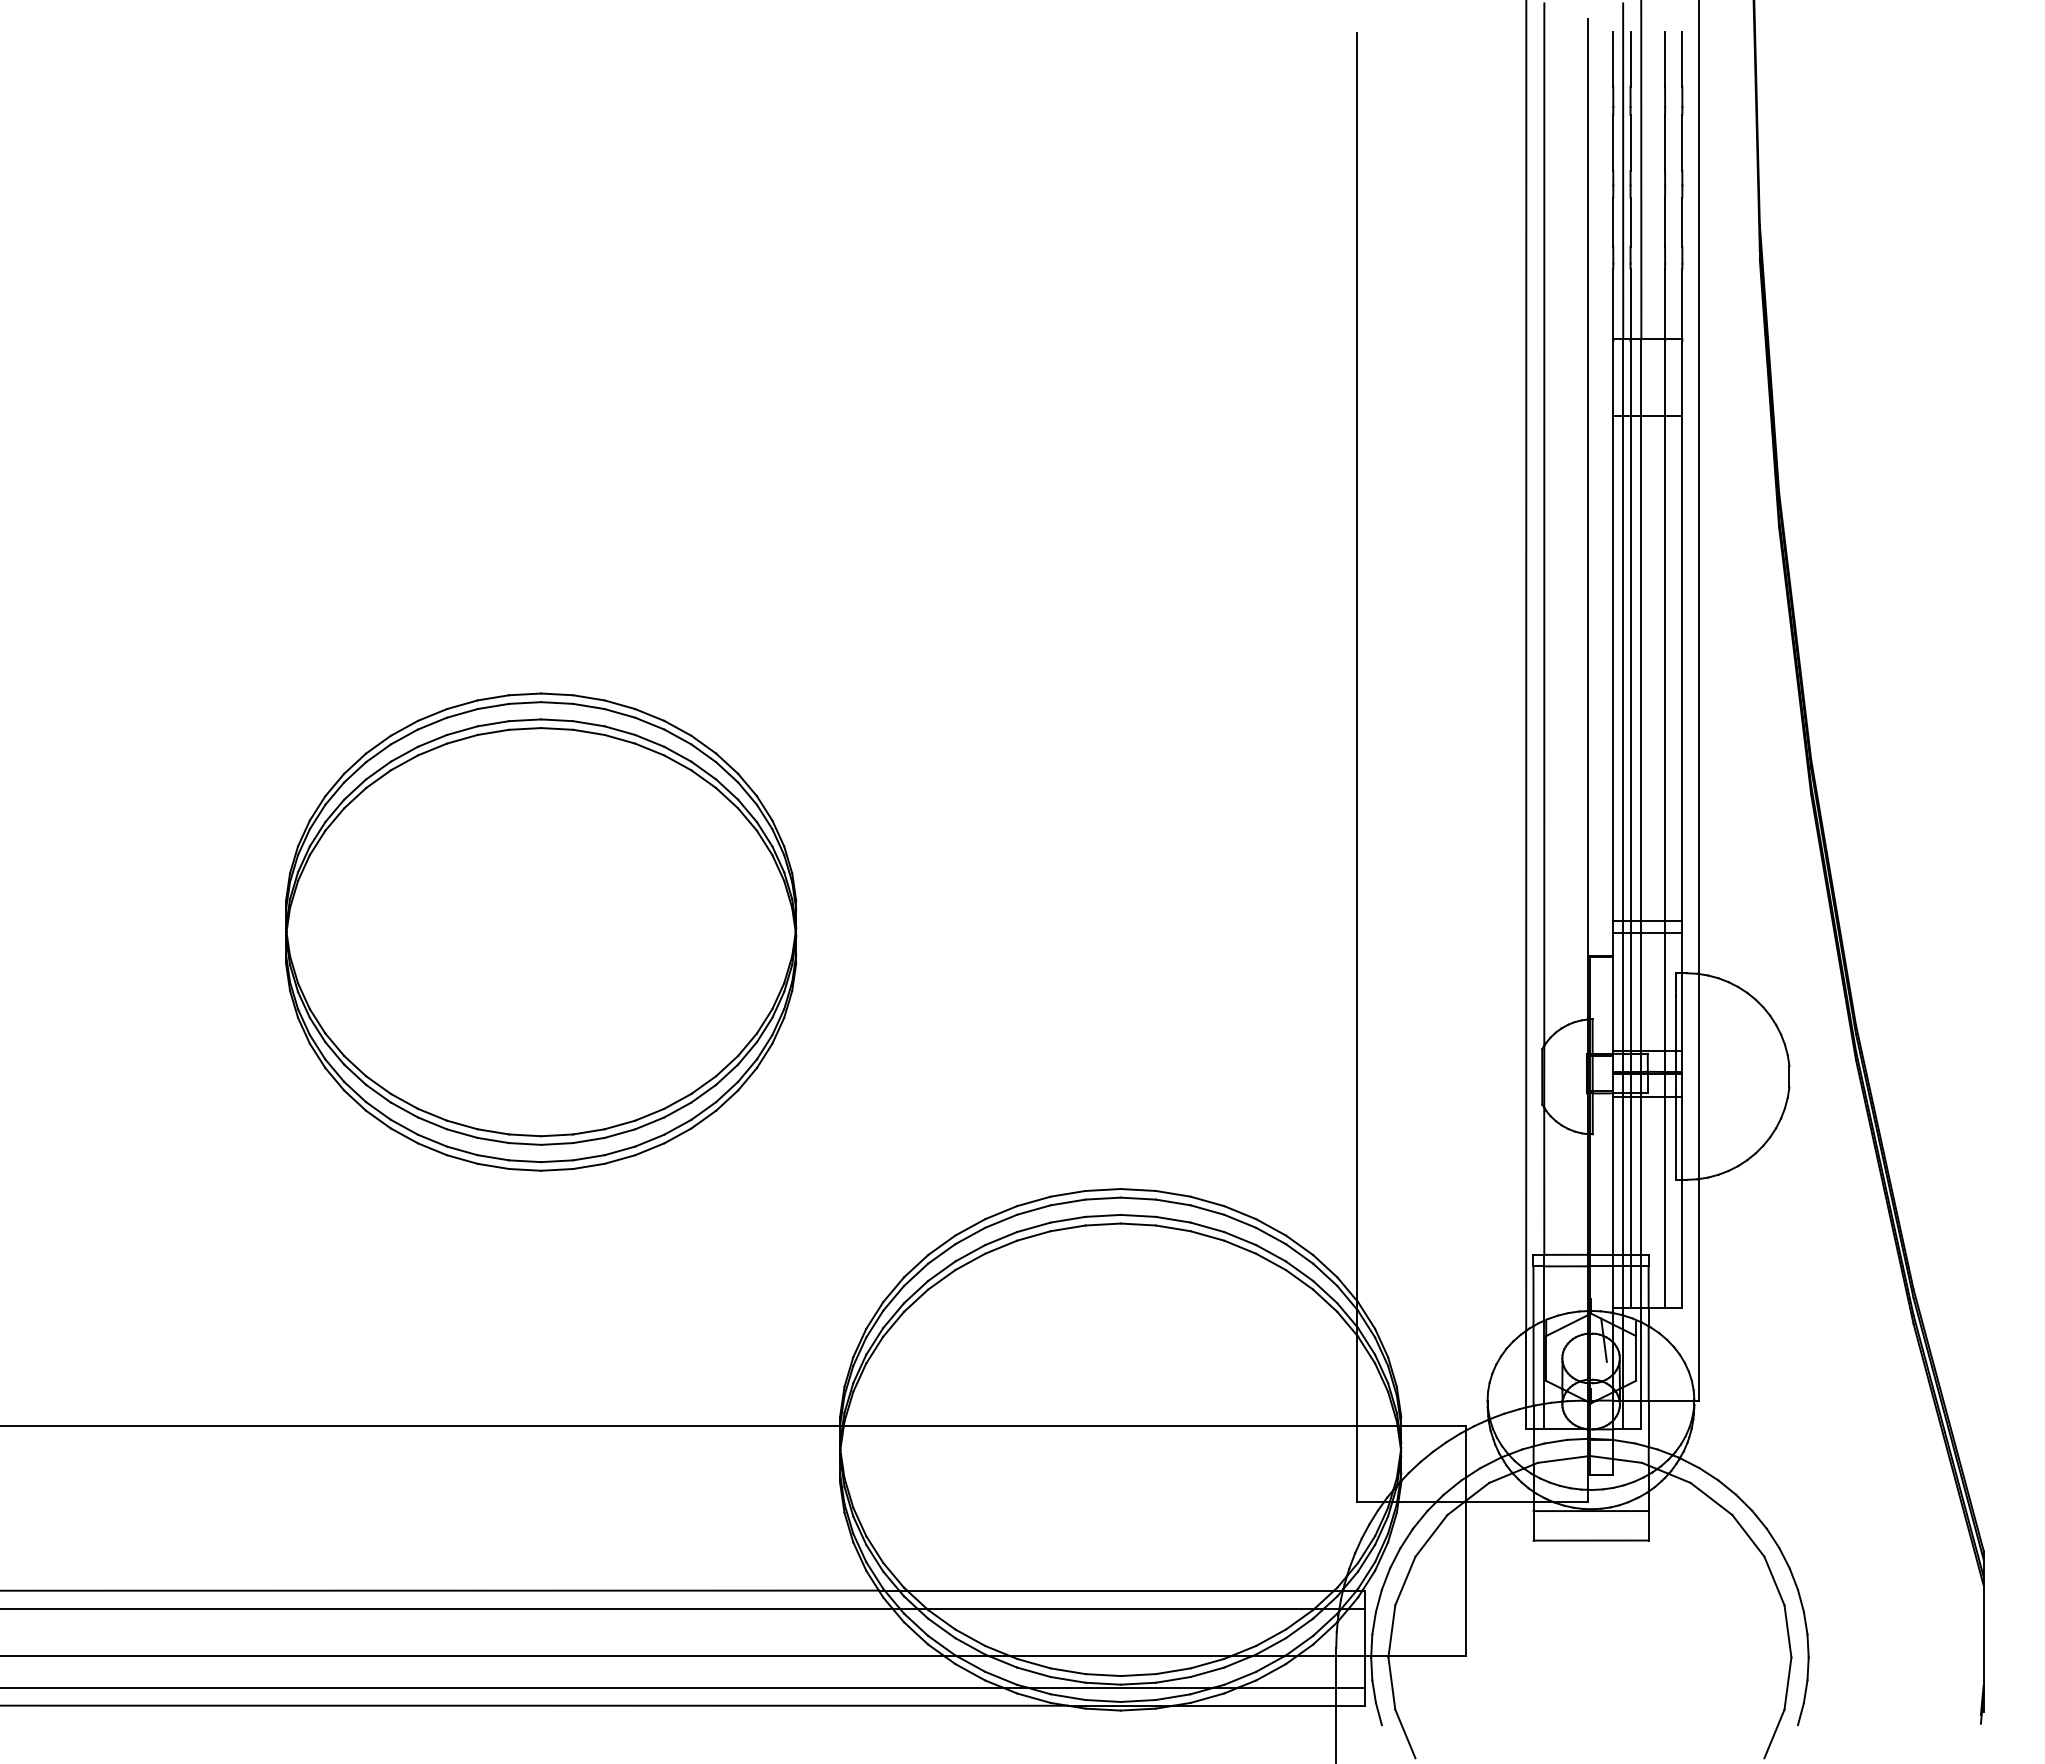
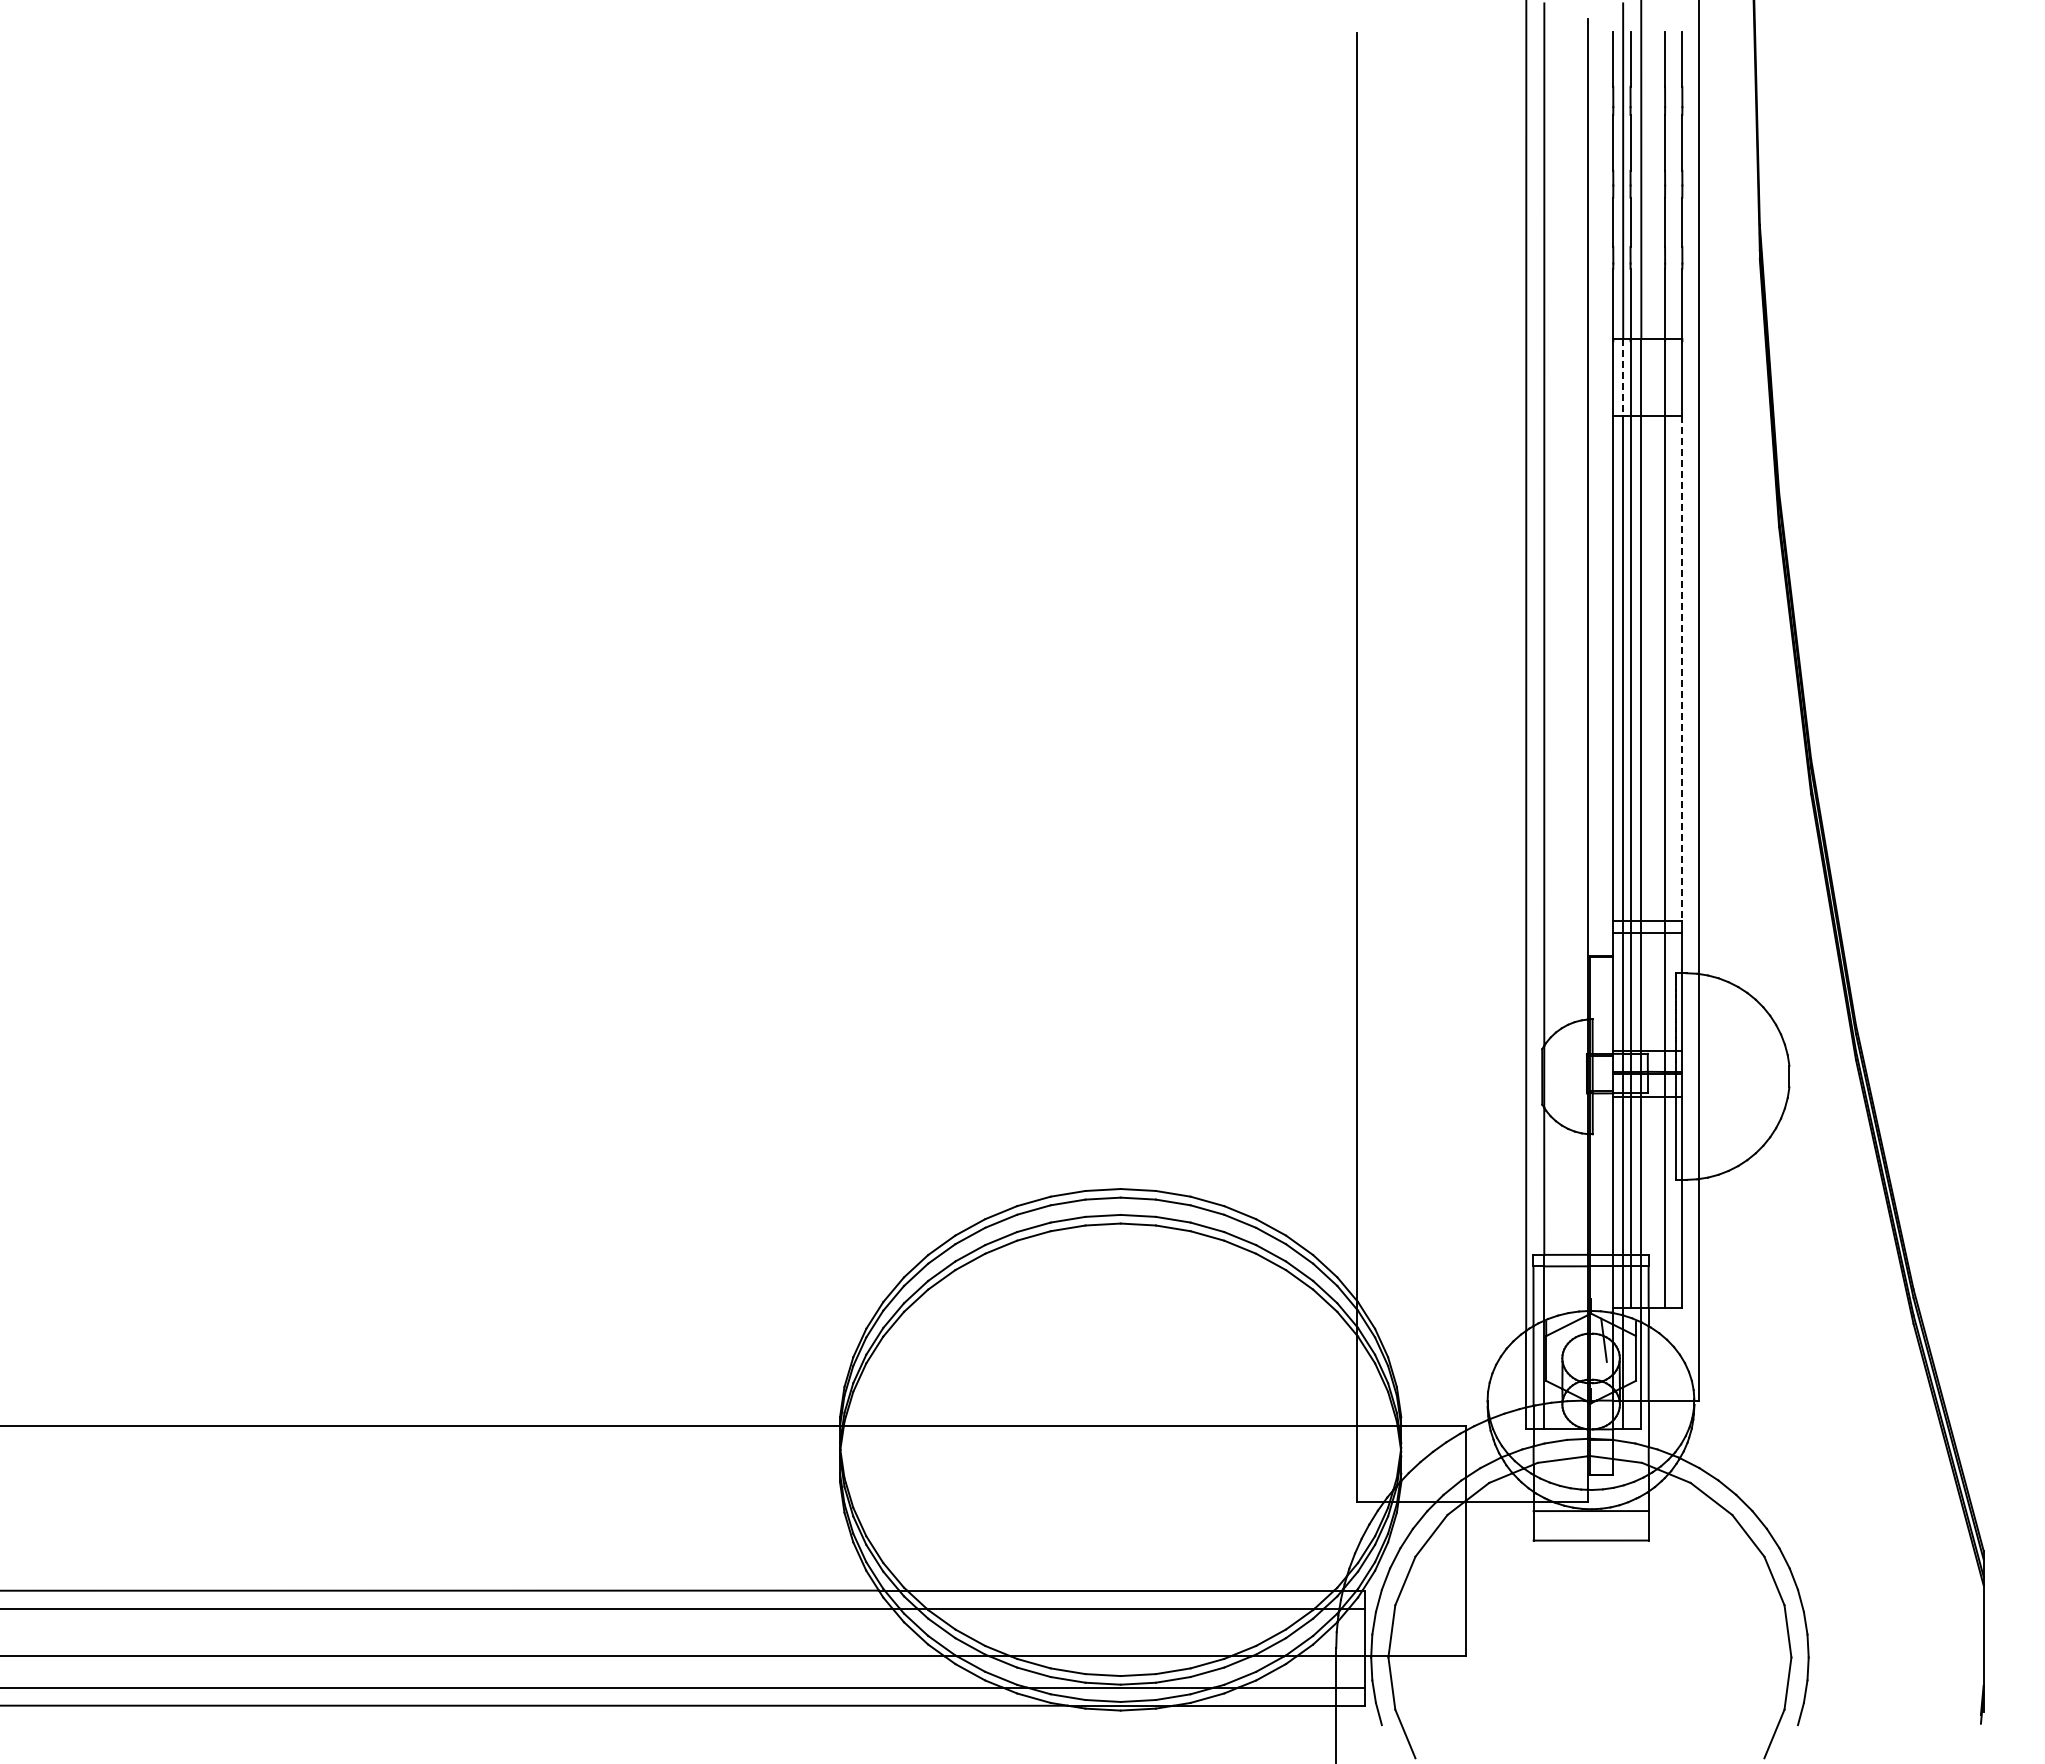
line: solid -> dashed (1623, 377)
line: solid -> dashed (1682, 668)
part: present -> none (541, 931)
